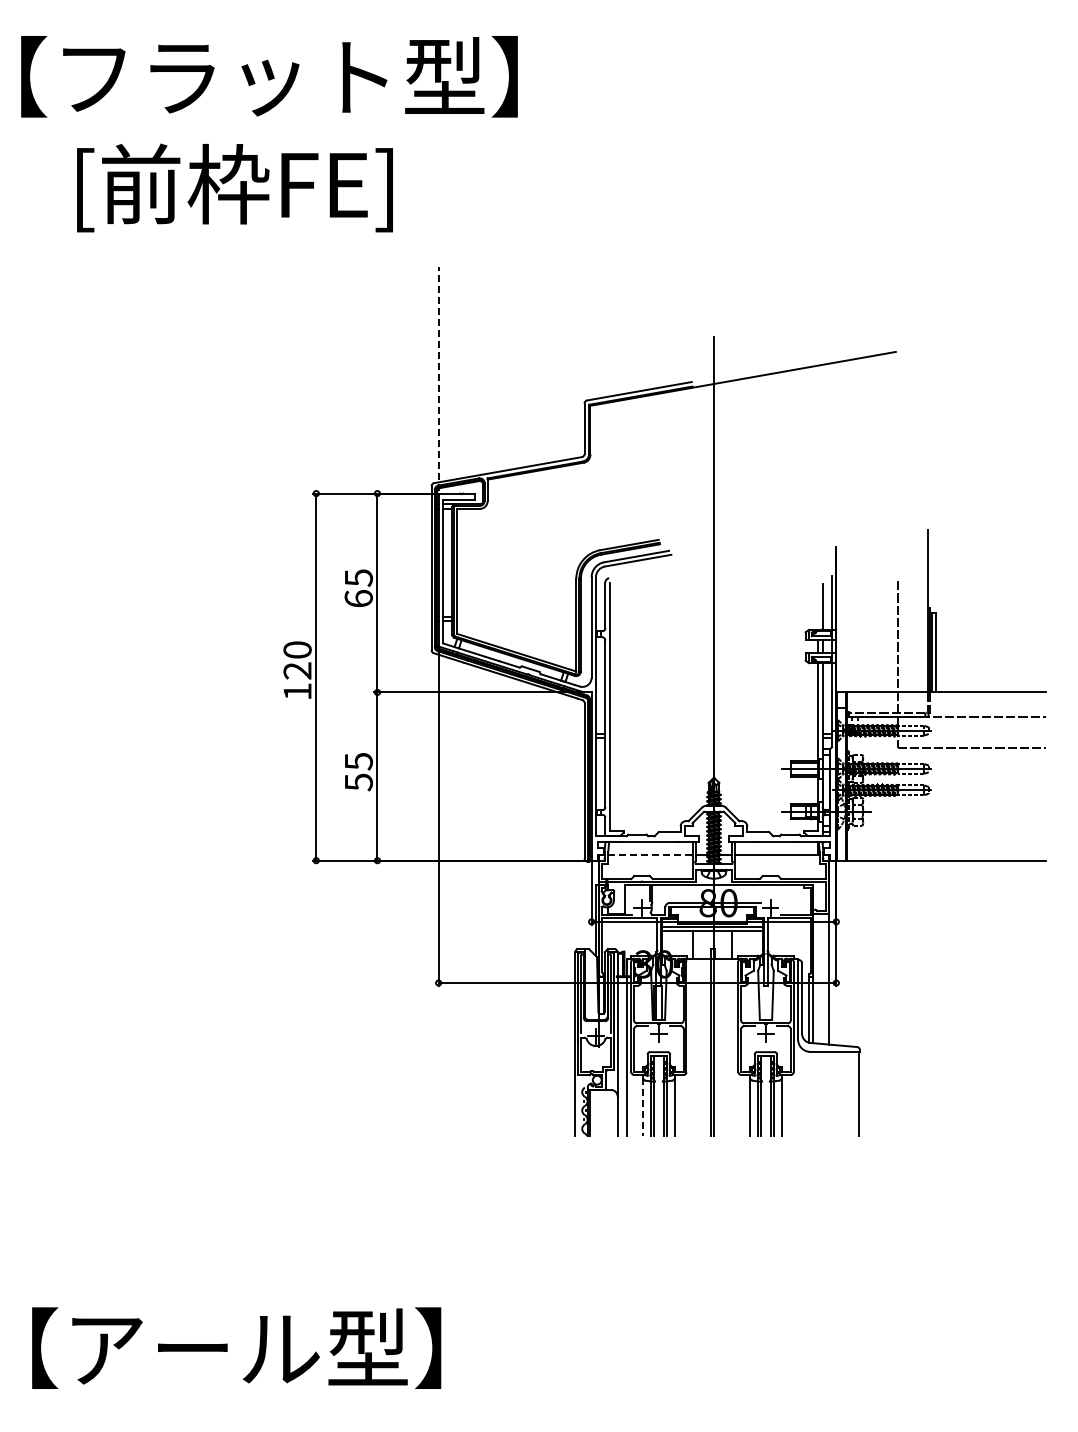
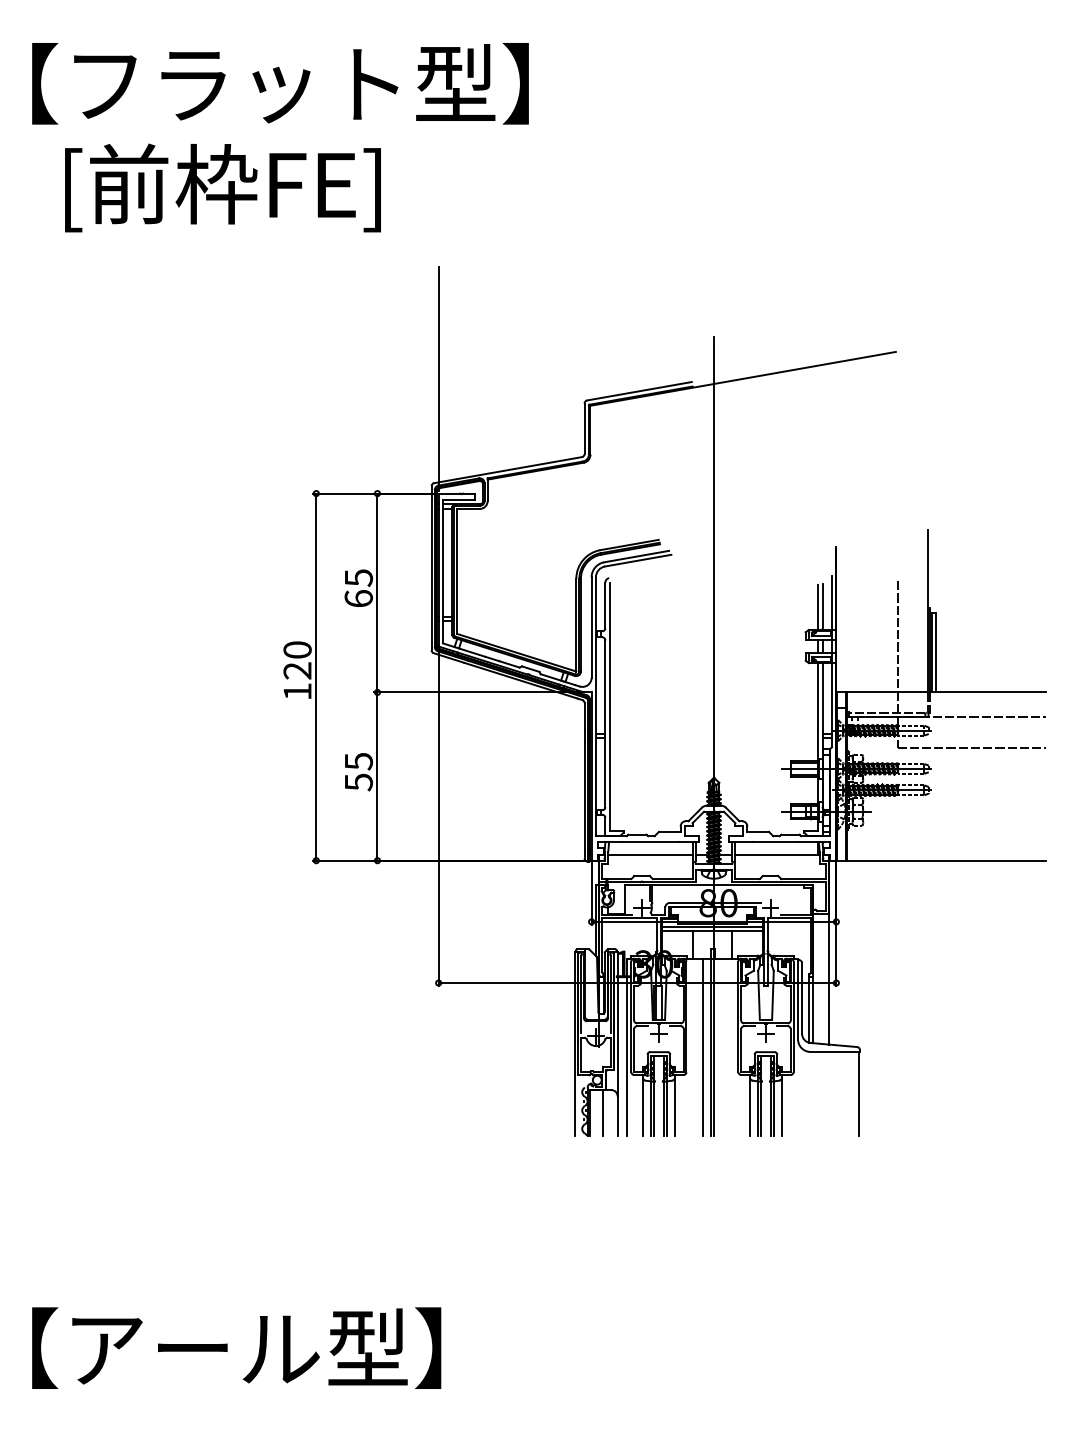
text position: (269, 76) -> (280, 83) (280, 83)
text position: (234, 187) -> (222, 187) (222, 187)
line: dashed -> solid (438, 378)
line: none -> present (817, 607)
line: dashed -> solid (650, 854)
line: none -> present (703, 1047)
line: dashed -> solid (643, 1107)
line: none -> present (602, 1113)
